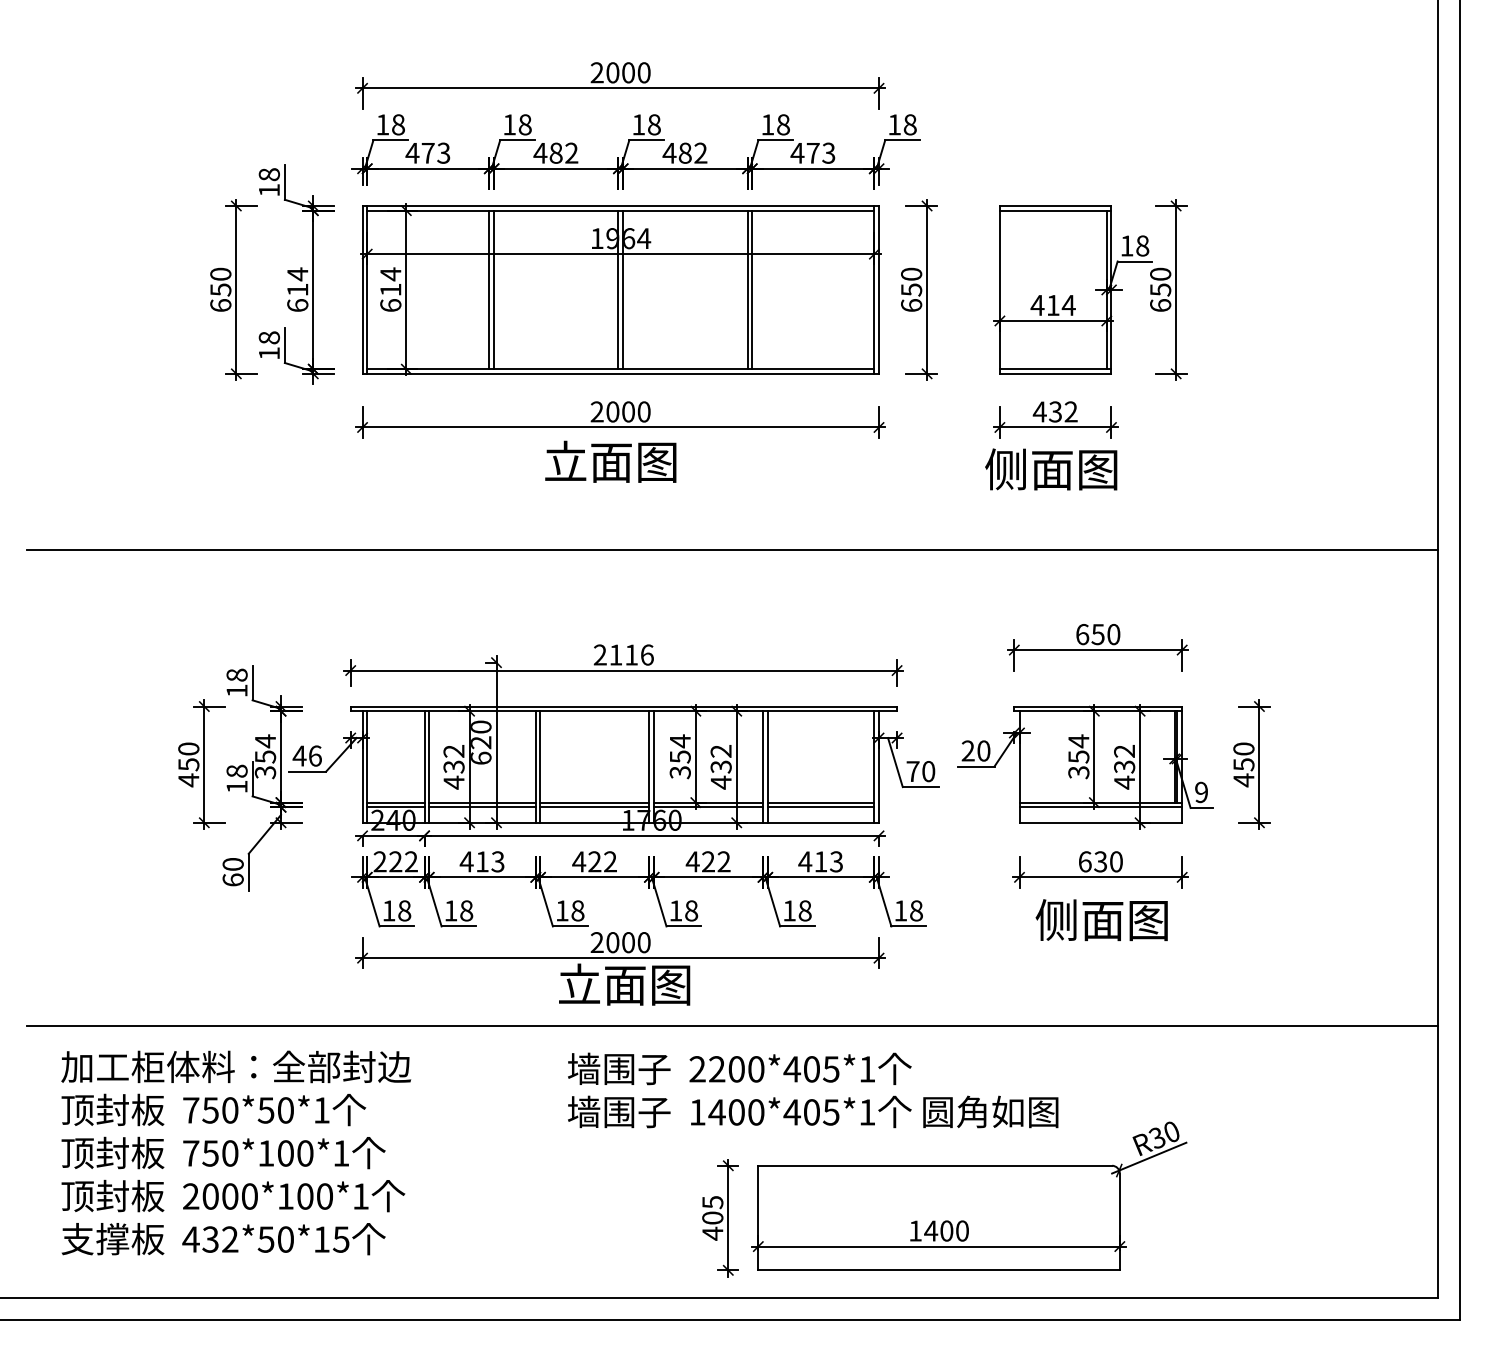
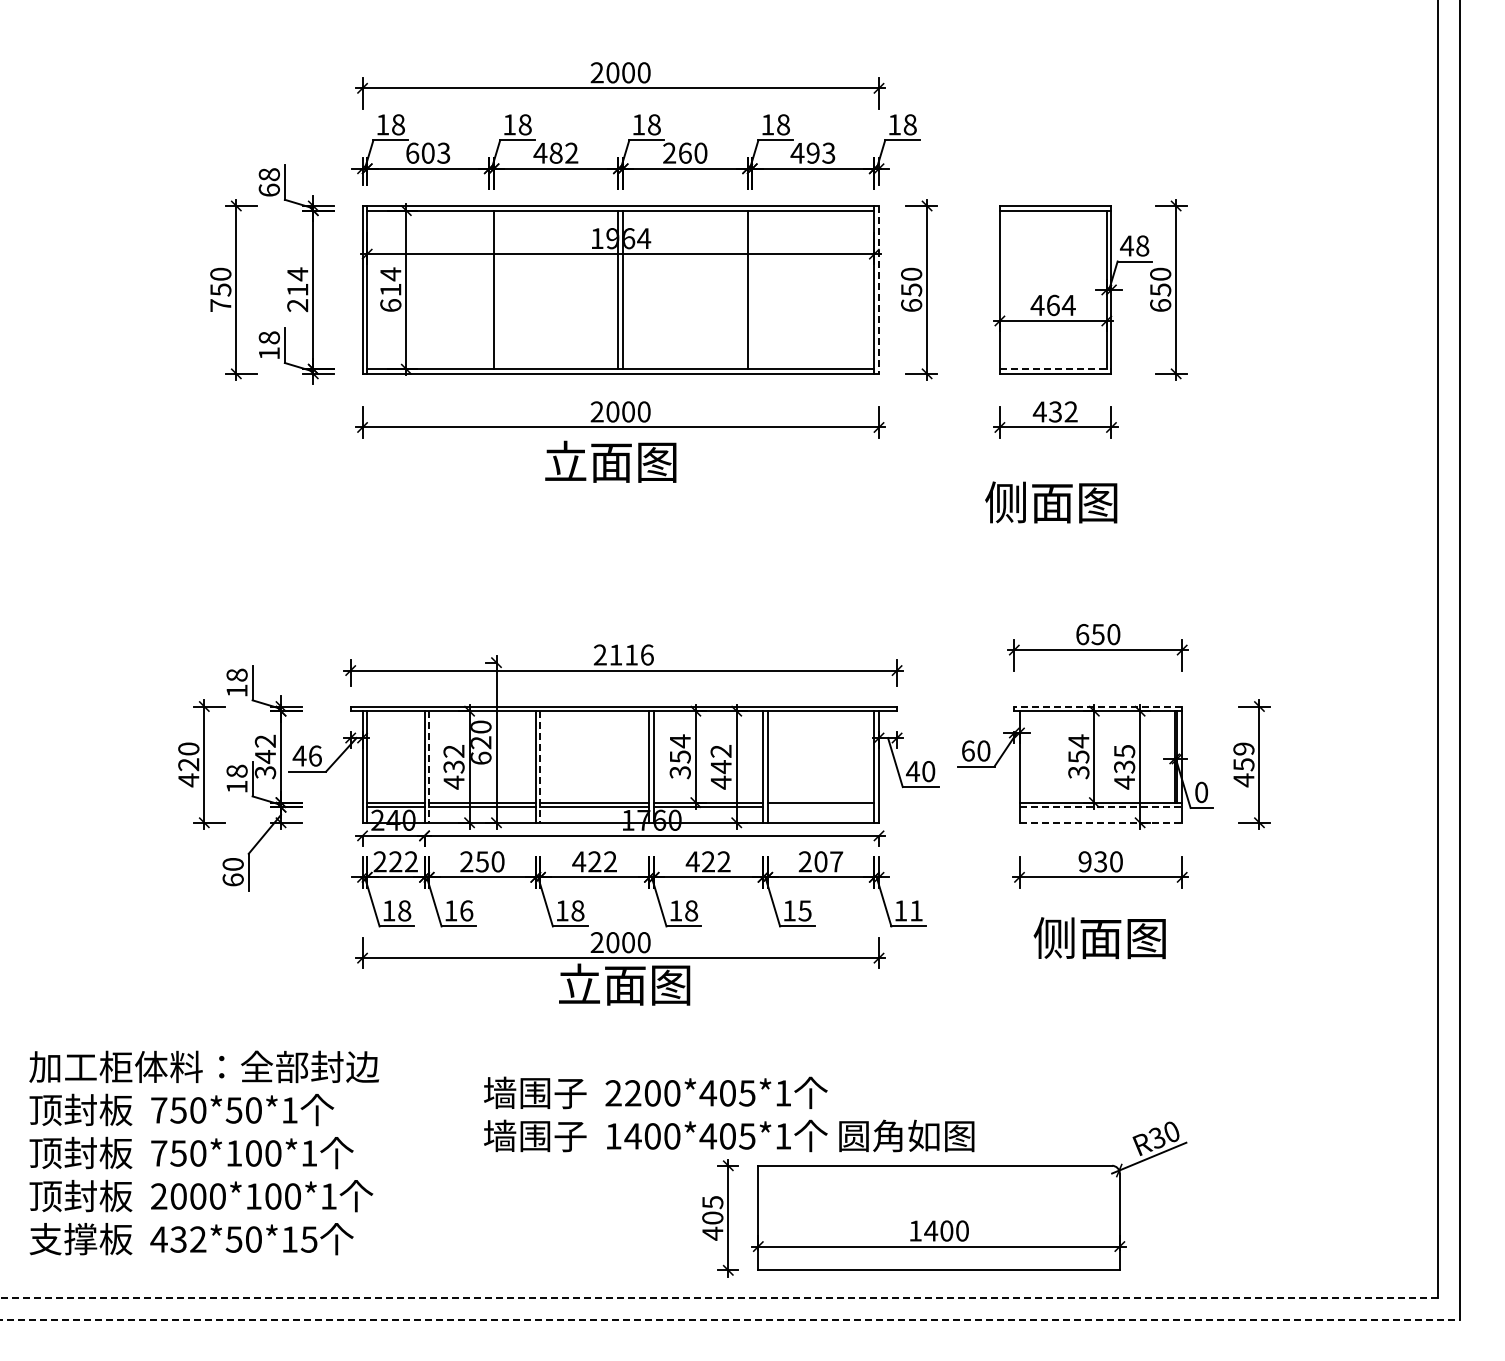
text: 473 -> 603 (419, 152)
text: 482 -> 260 (684, 152)
text: 473 -> 493 (812, 152)
text: 18 -> 68 (268, 189)
text: 18 -> 48 (1127, 245)
line: present -> none (489, 289)
line: present -> none (752, 289)
line: solid -> dashed (879, 289)
text: 650 -> 750 (220, 305)
text: 614 -> 214 (297, 305)
text: 414 -> 464 (1053, 305)
line: solid -> dashed (1055, 369)
text position: (1051, 469) -> (1051, 502) (1051, 502)
line: present -> none (732, 550)
line: solid -> dashed (1098, 706)
text: 450 -> 459 (1243, 748)
text: 354 -> 342 (265, 749)
text: 20 -> 60 (967, 750)
text: 432 -> 435 (1124, 751)
text: 450 -> 420 (188, 764)
line: solid -> dashed (429, 766)
line: solid -> dashed (540, 766)
text: 432 -> 442 (720, 767)
text: 70 -> 40 (912, 771)
text: 9 -> 0 (1201, 792)
line: present -> none (820, 807)
line: solid -> dashed (1101, 807)
line: solid -> dashed (1101, 822)
text: 413 -> 250 (481, 861)
text: 413 -> 207 (820, 861)
text: 630 -> 930 (1084, 861)
text: 18 -> 16 (466, 910)
text: 18 -> 15 (804, 910)
text: 18 -> 11 (916, 910)
text position: (1101, 919) -> (1099, 937) (1099, 937)
line: present -> none (732, 1025)
text position: (813, 1090) -> (729, 1114) (729, 1114)
text position: (236, 1152) -> (204, 1152) (204, 1152)
line: solid -> dashed (719, 1298)
line: solid -> dashed (730, 1319)
